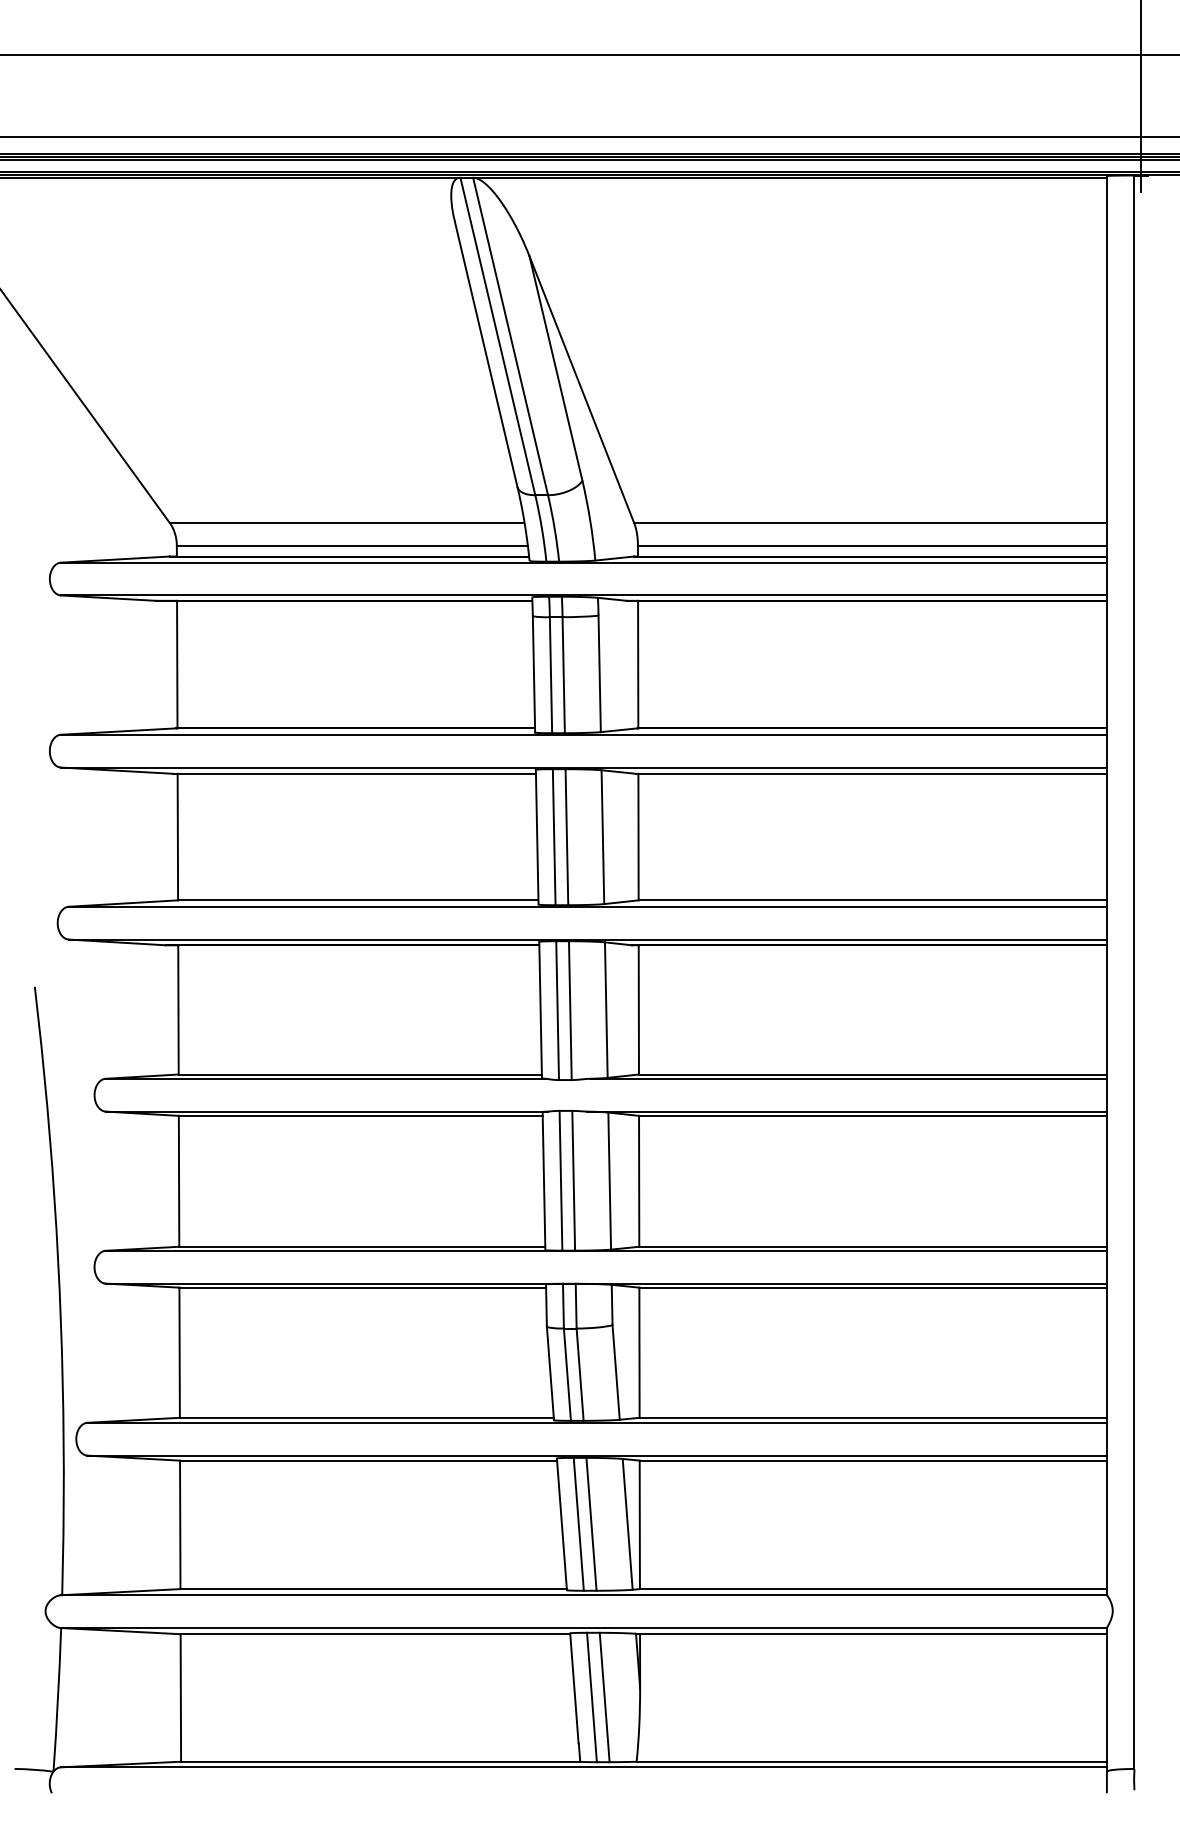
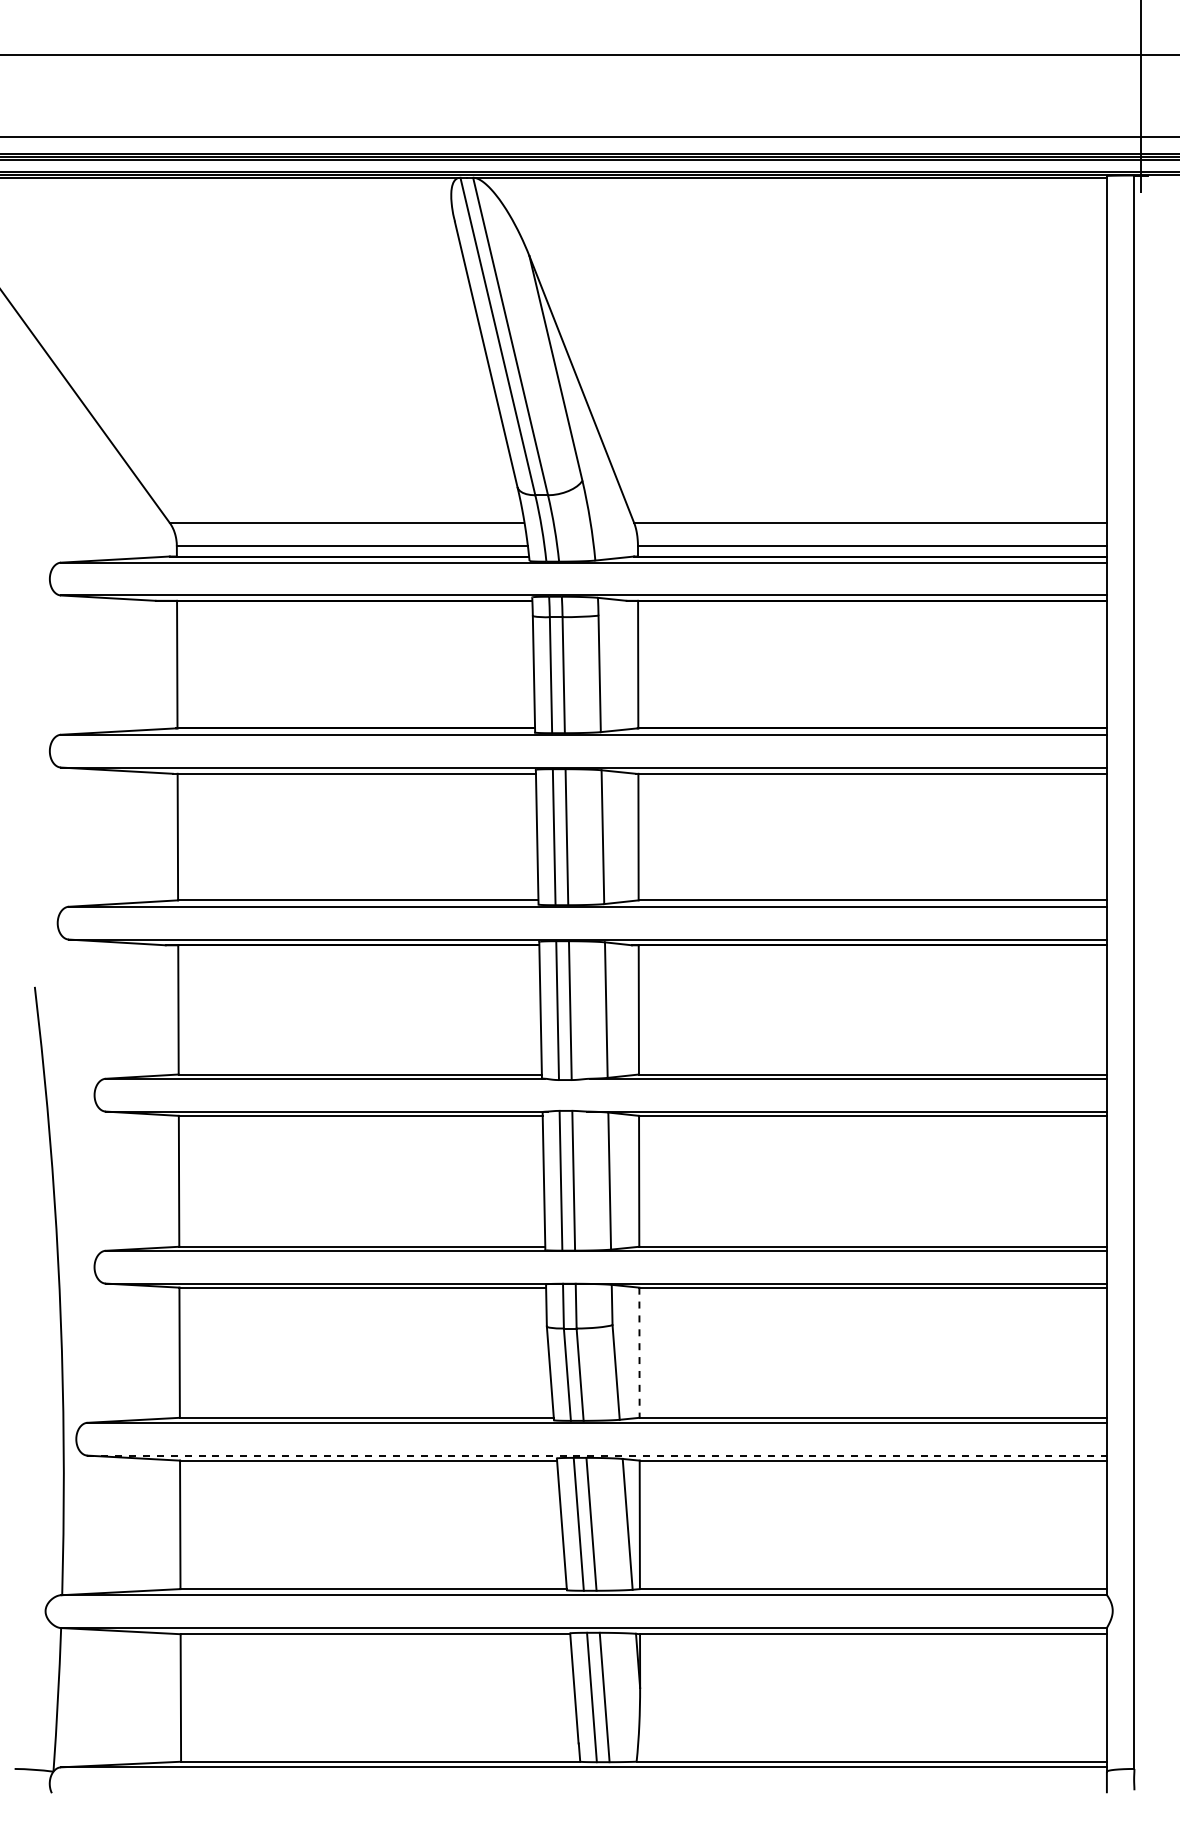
line: solid -> dashed (639, 1353)
line: solid -> dashed (597, 1455)
